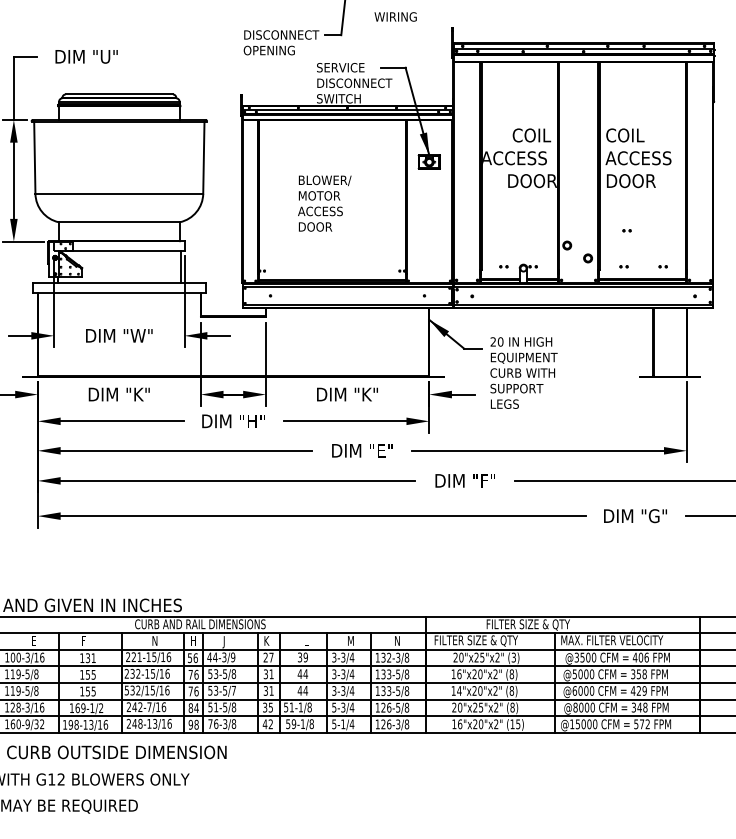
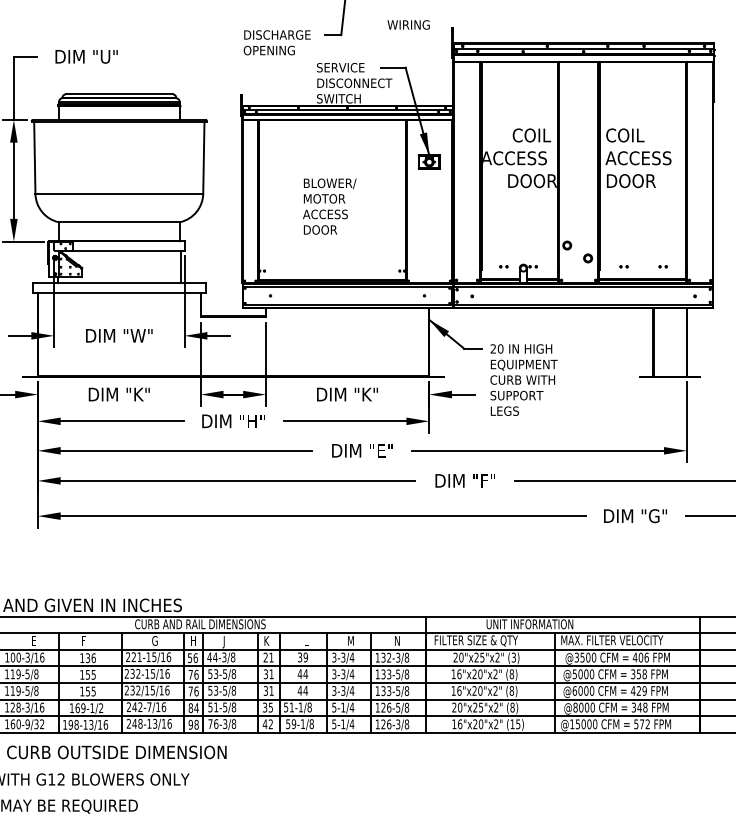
text position: (395, 16) -> (408, 24) (408, 24)
text: DISCONNECT -> DISCHARGE (295, 34)
text position: (324, 203) -> (329, 206) (329, 206)
part: present -> none (626, 230)
text position: (523, 372) -> (523, 379) (523, 379)
text: FILTER SIZE & QTY -> UNIT INFORMATION (529, 624)
text: N -> G (154, 640)
text: 44-3/9 -> 44-3/8 (233, 657)
text: 27 -> 21 (271, 657)
text: 131 -> 136 (93, 658)
text: 532/15/16 -> 232/15/16 (126, 690)
text: 53-5/7 -> 53-5/8 (233, 690)
text: 14"x20"x2" -> 16"x20"x2" (459, 690)
text: 5-3/4 -> 5-1/4 (343, 707)
